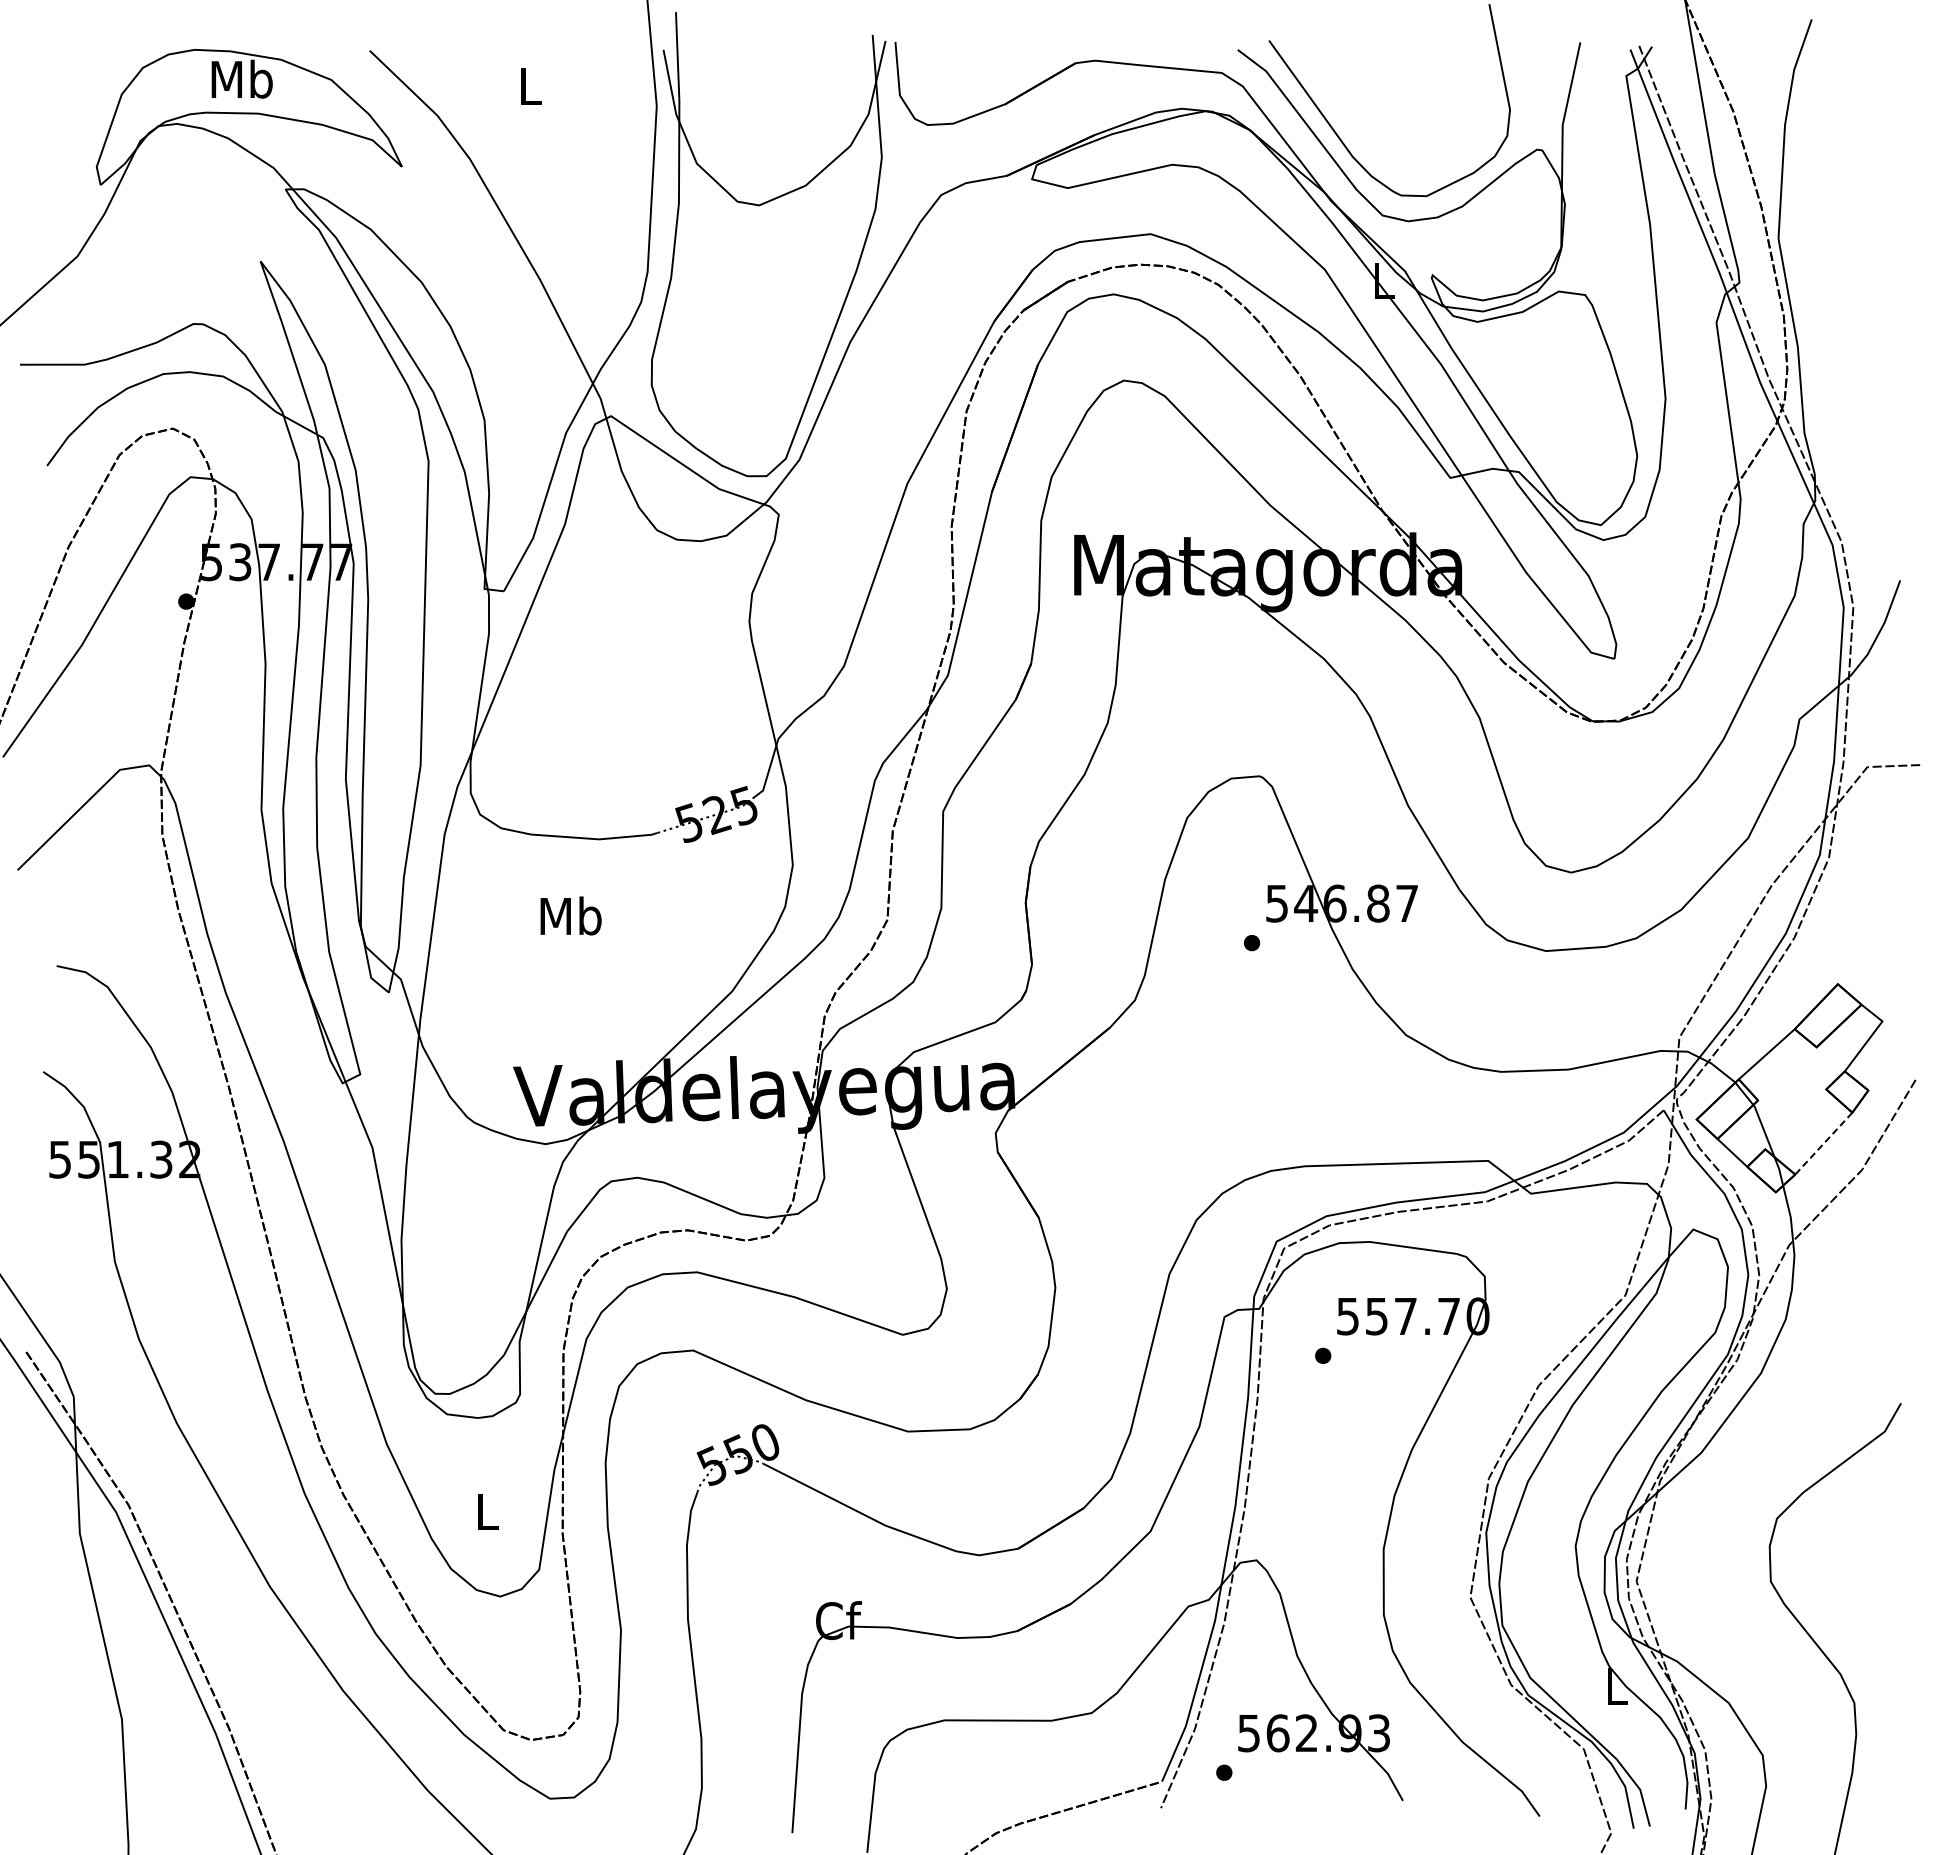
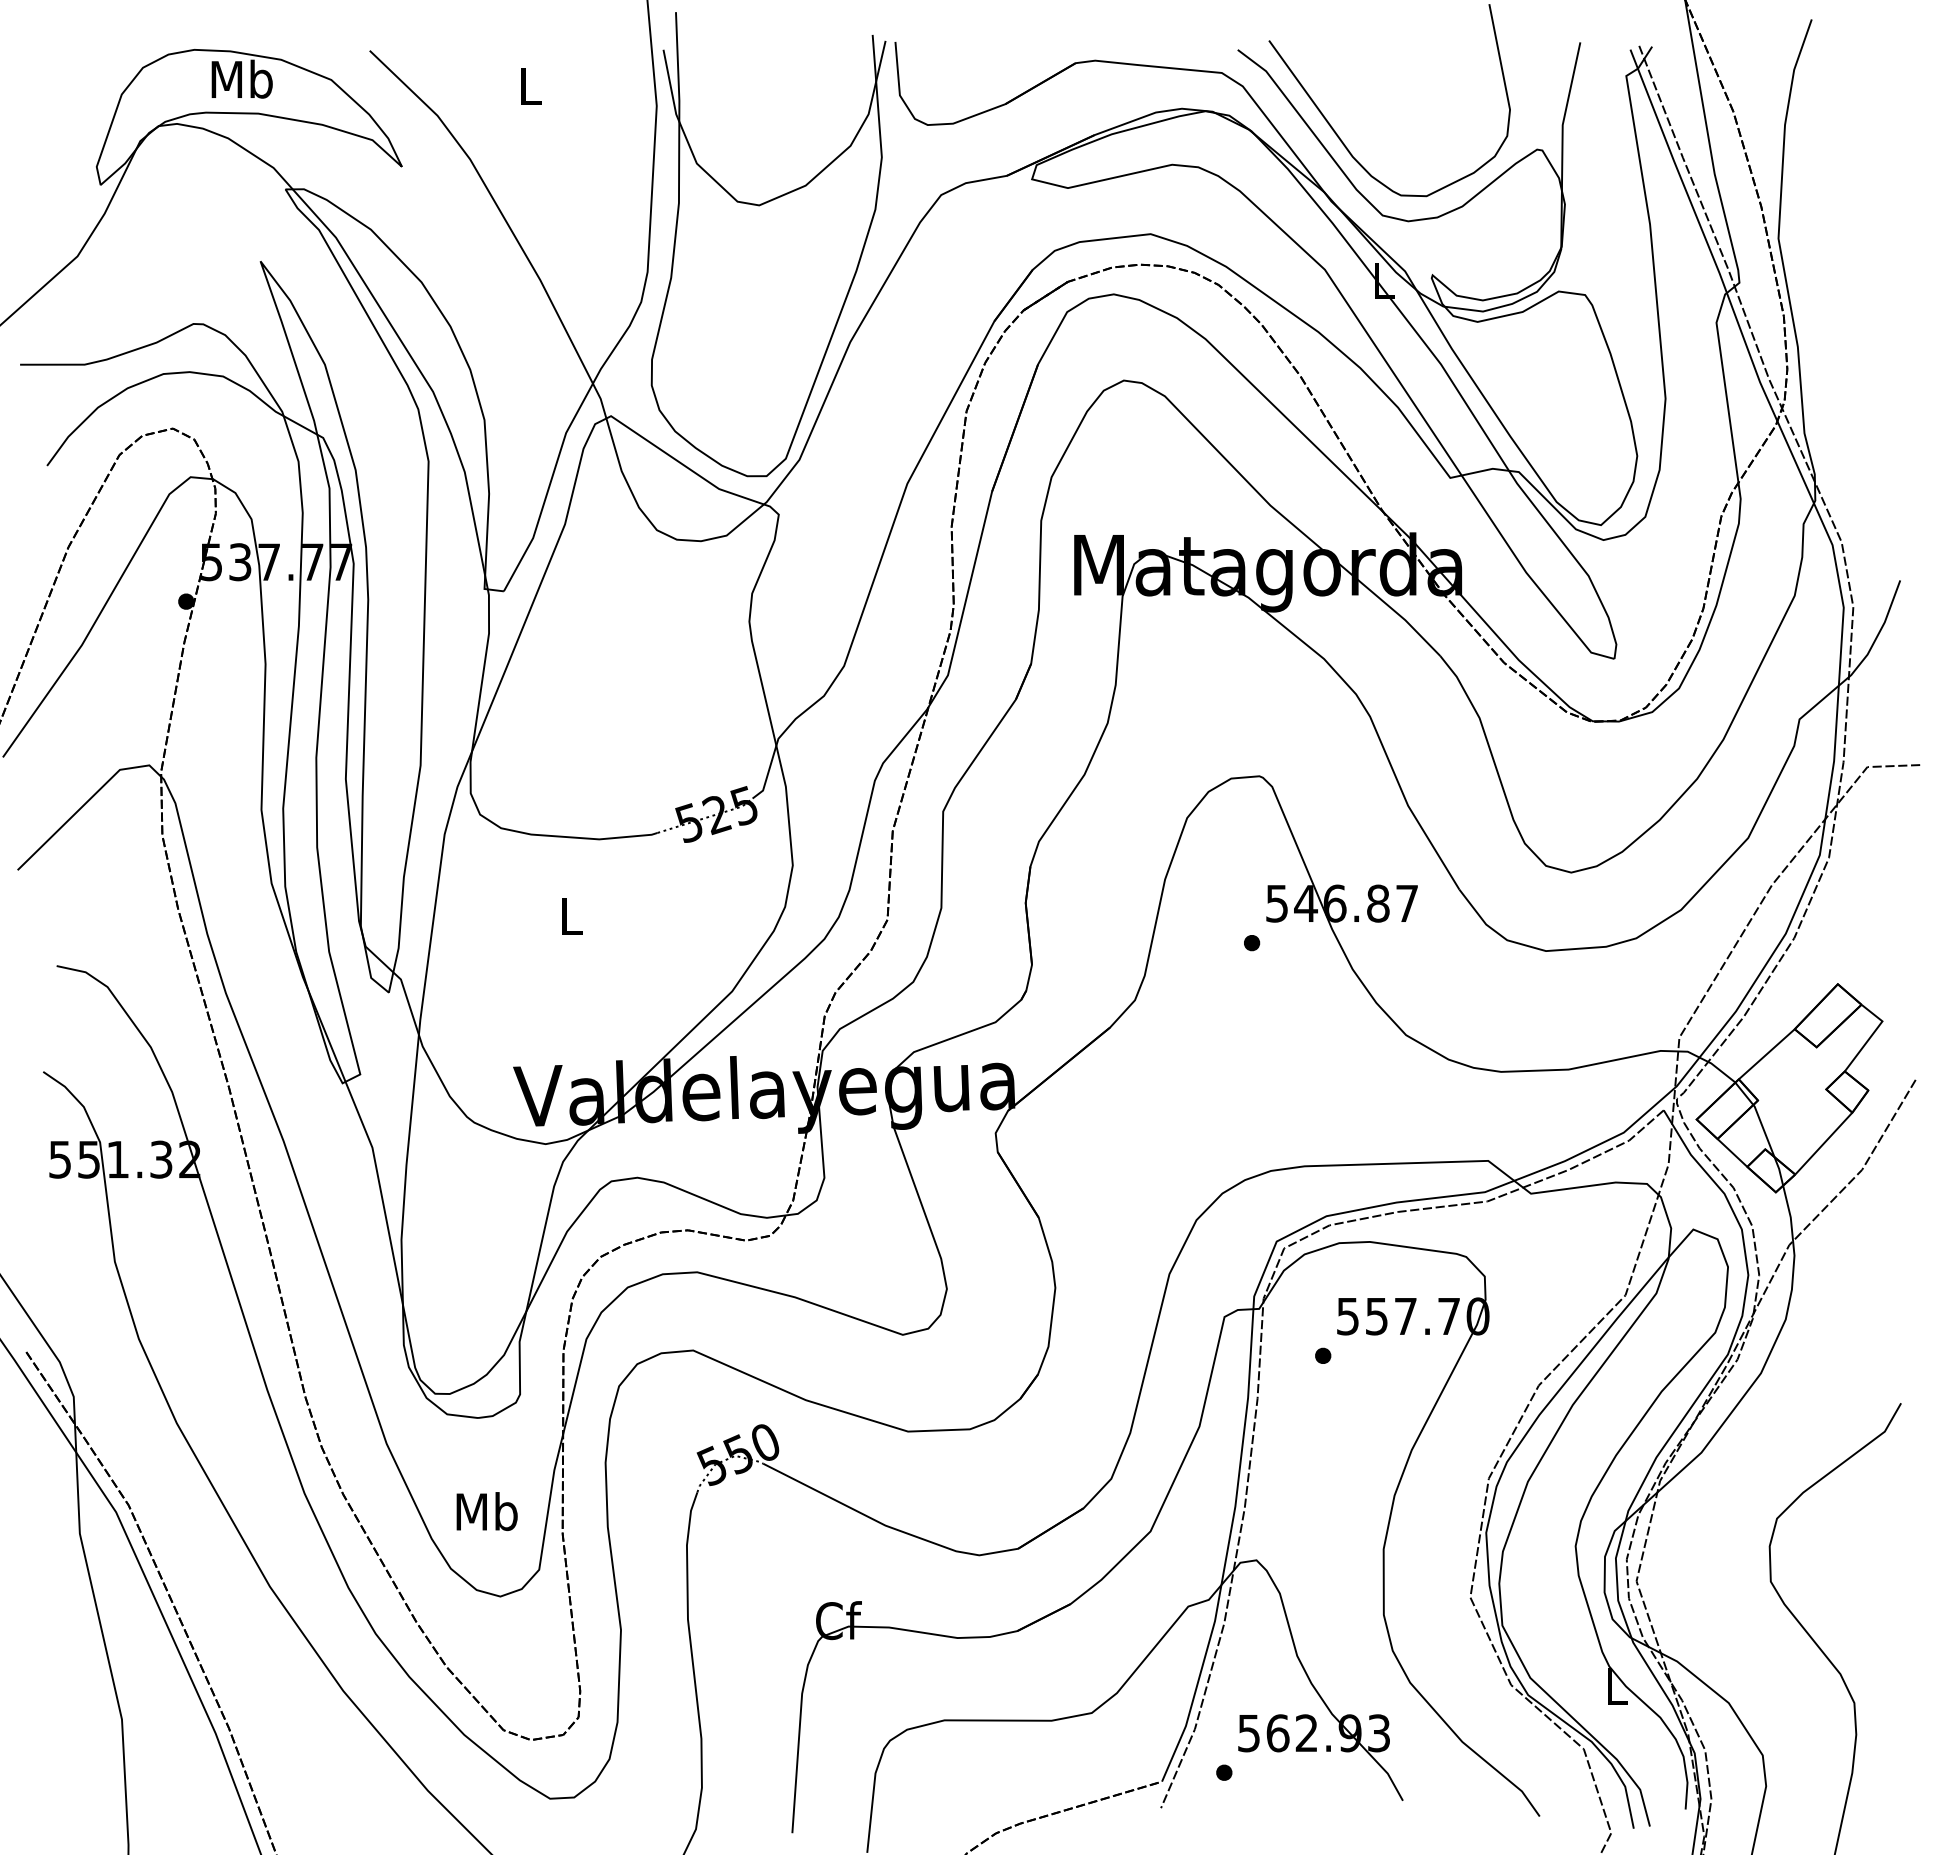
text: Mb -> L (570, 915)
line: dashed -> solid (1823, 1144)
text: L -> Mb (486, 1511)
